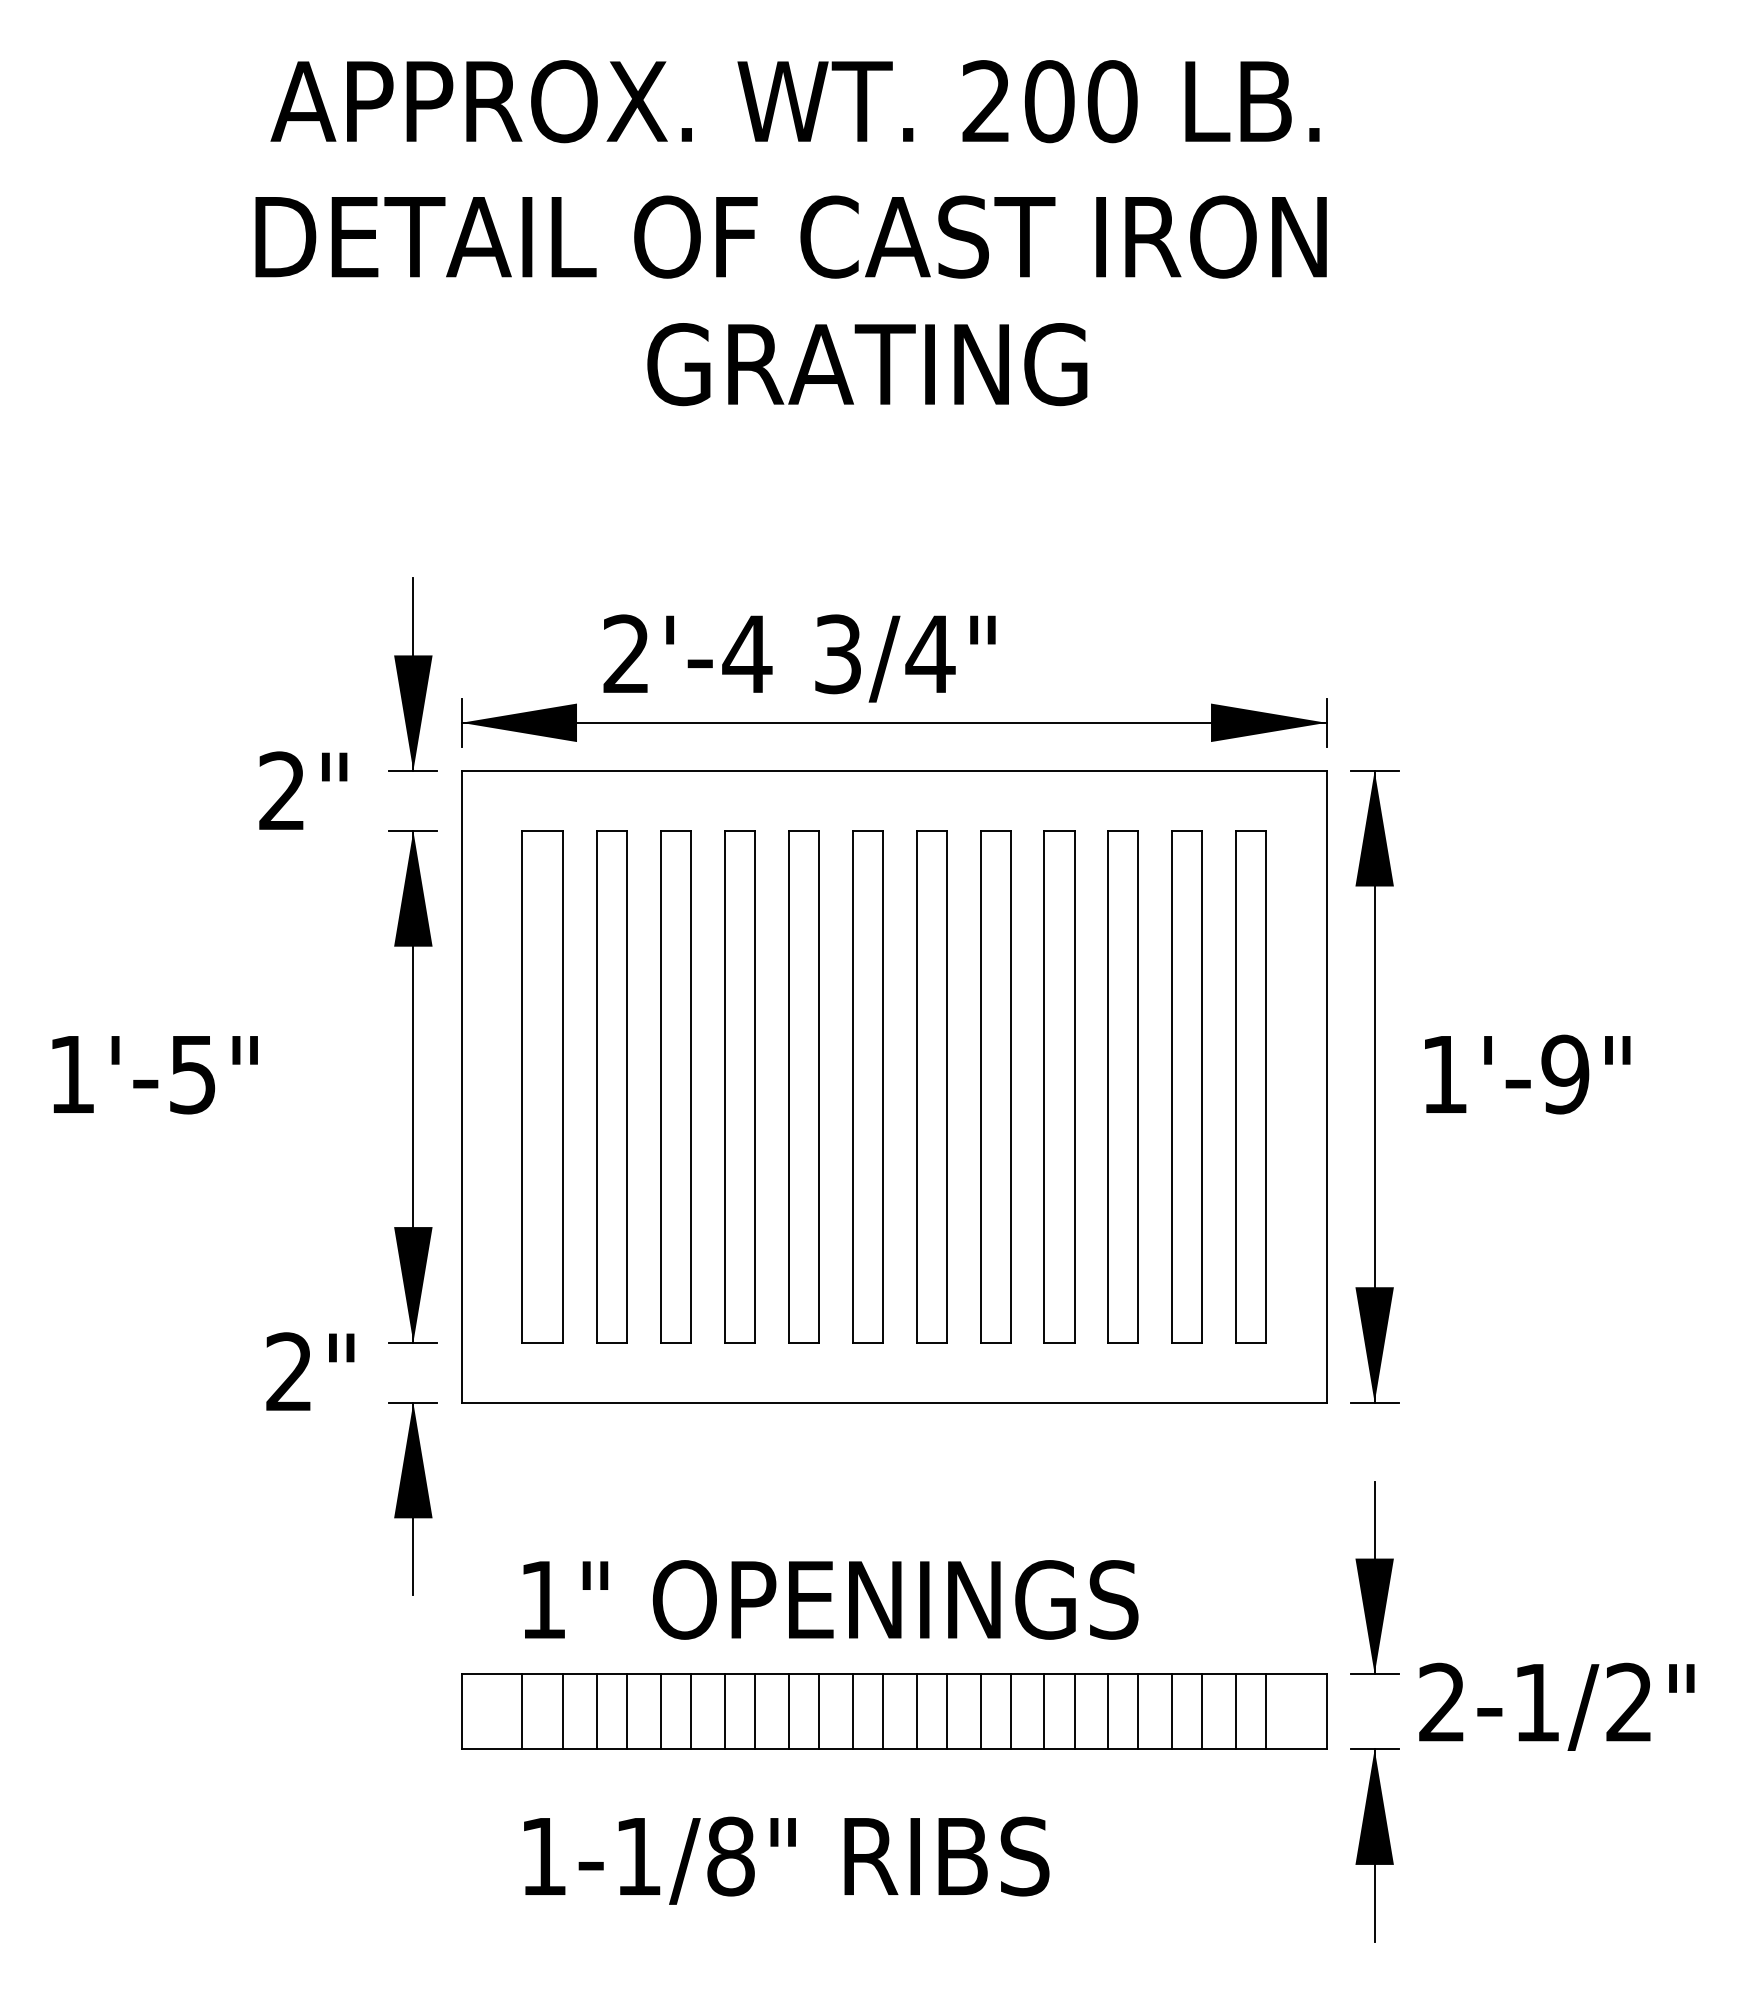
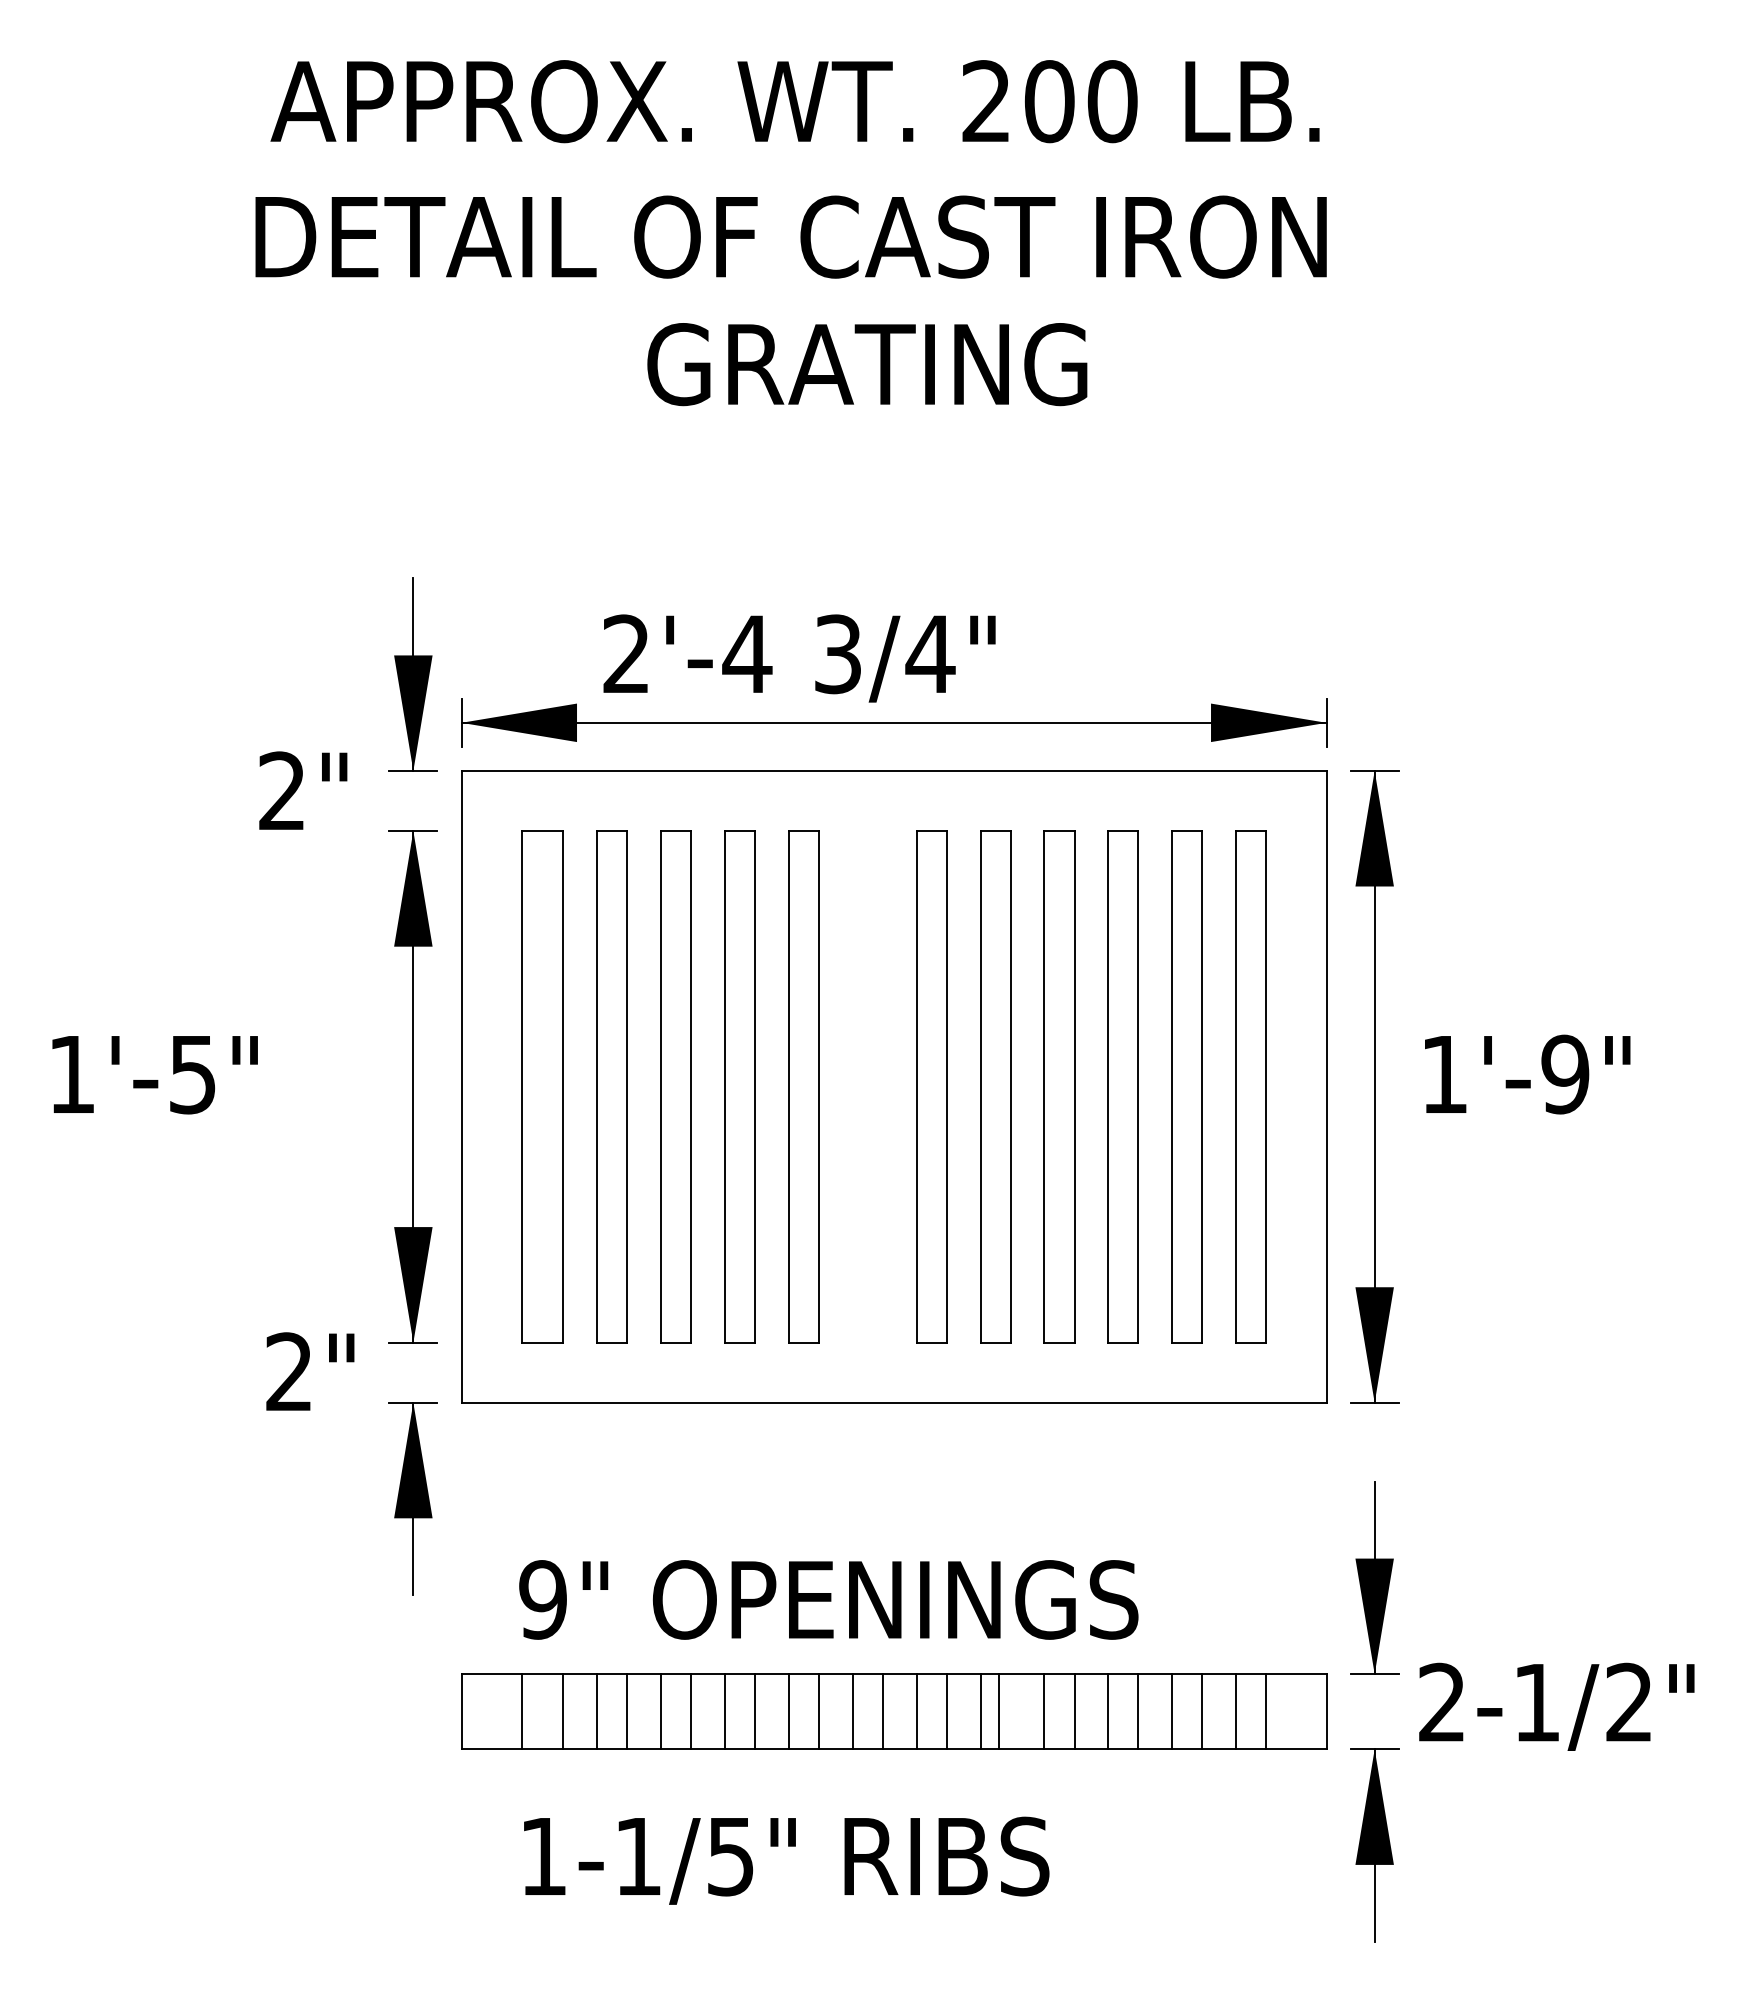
part: present -> none (867, 1086)
text: 1" -> 9" (542, 1599)
line position: (1010, 1711) -> (998, 1711) (998, 1711)
text: 1-1/8" -> 1-1/5" (730, 1856)
